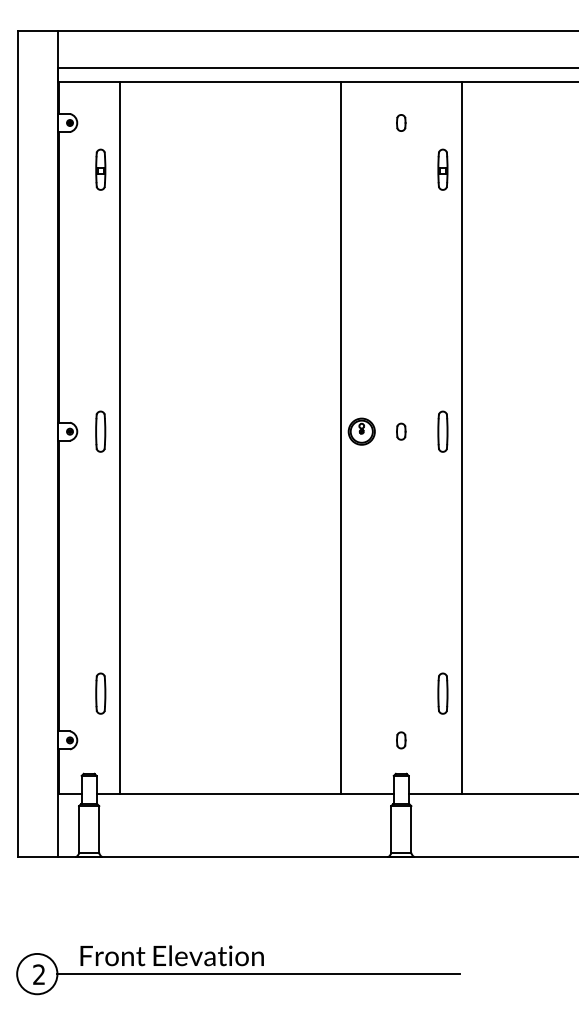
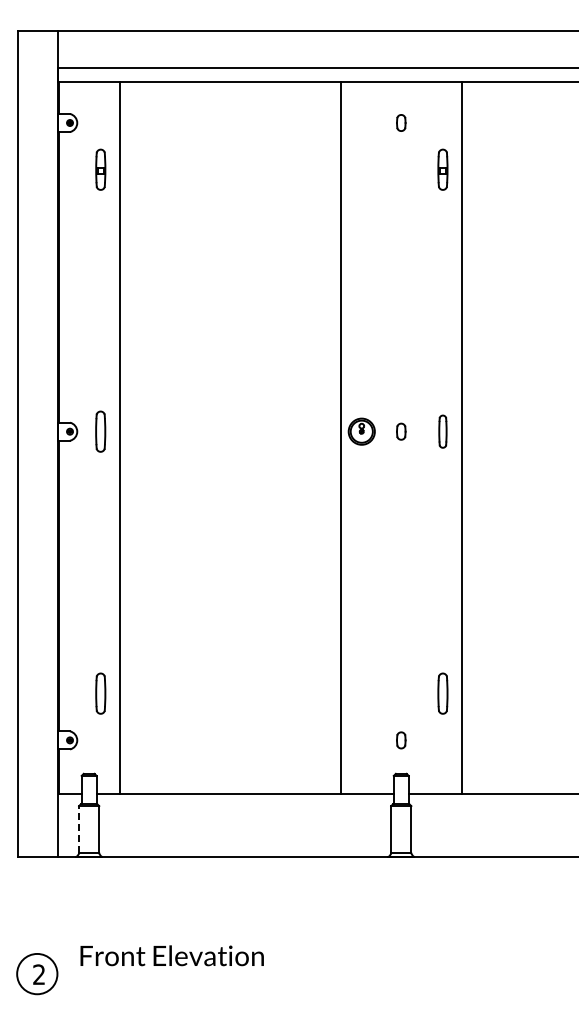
part size: 12x43 px -> 10x35 px (442, 431)
line: solid -> dashed (79, 828)
line: present -> none (258, 974)
